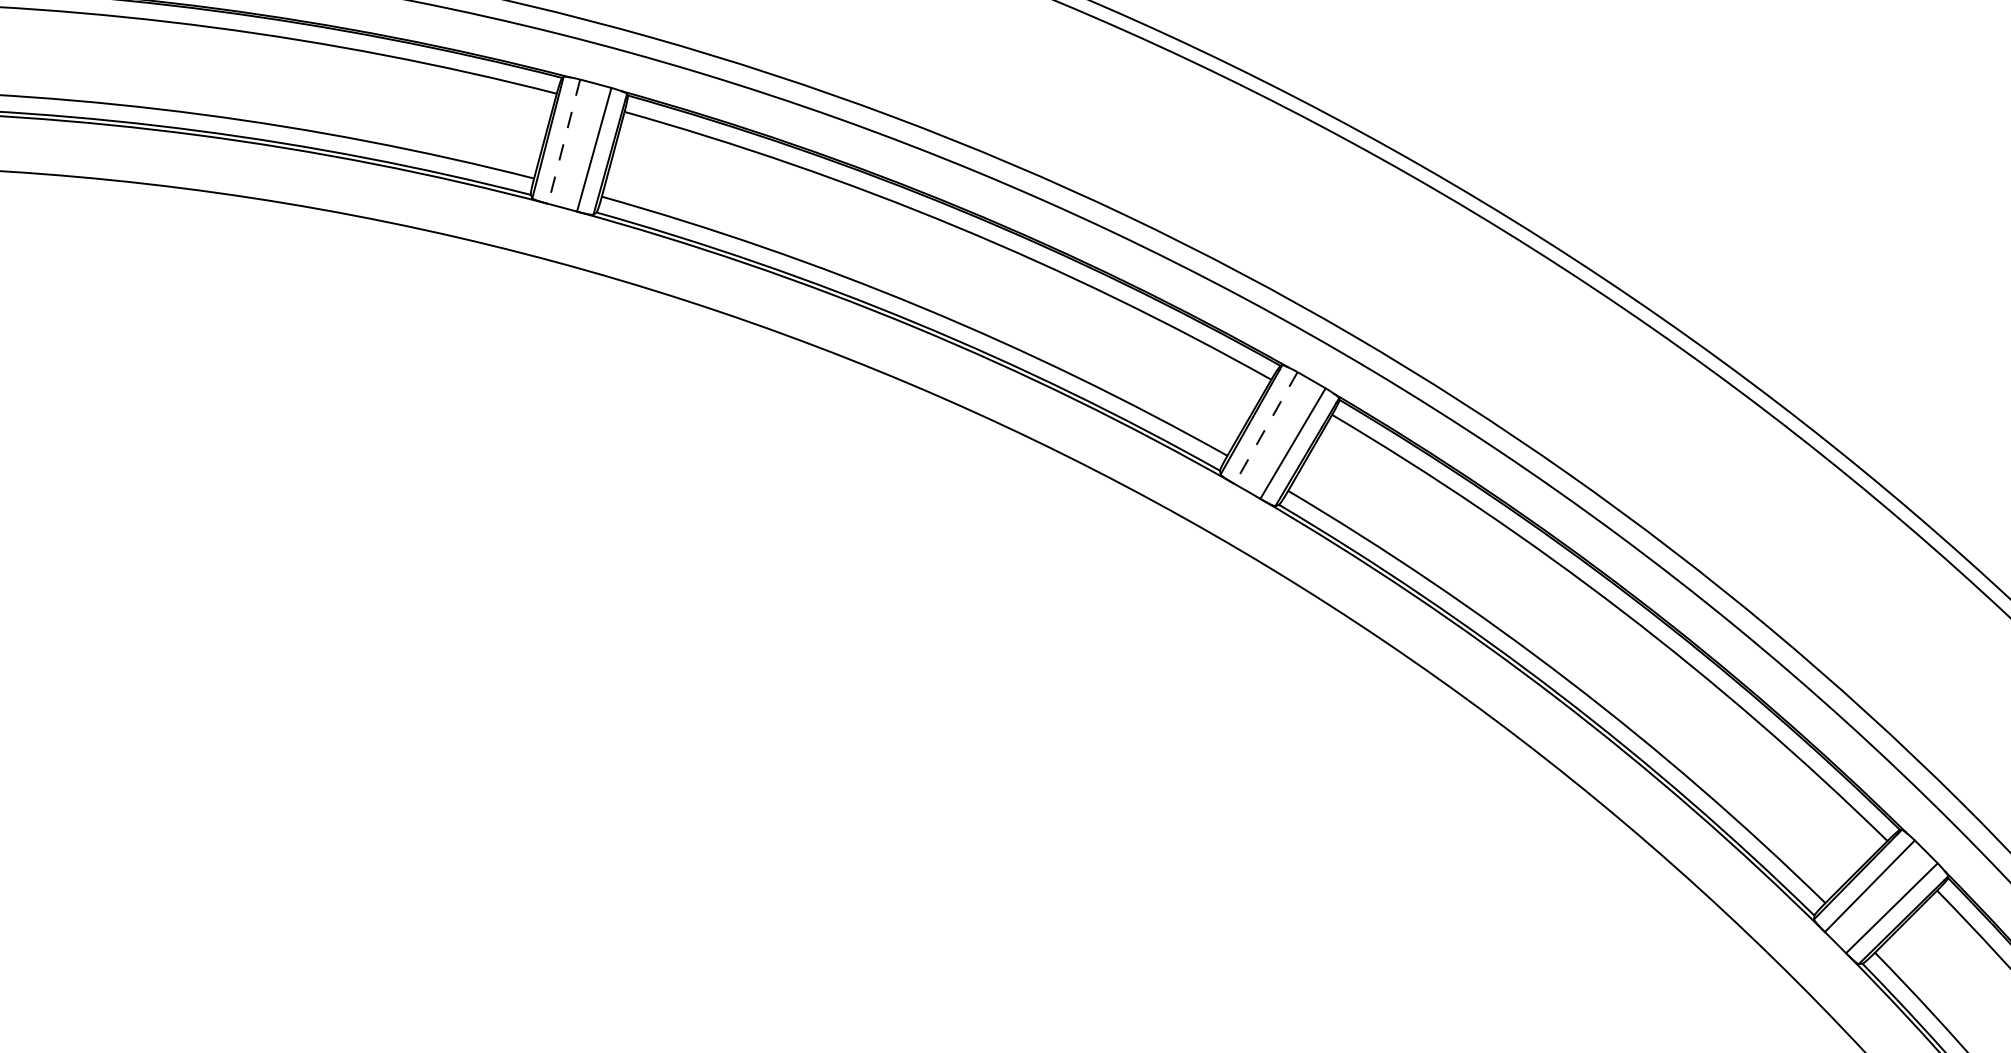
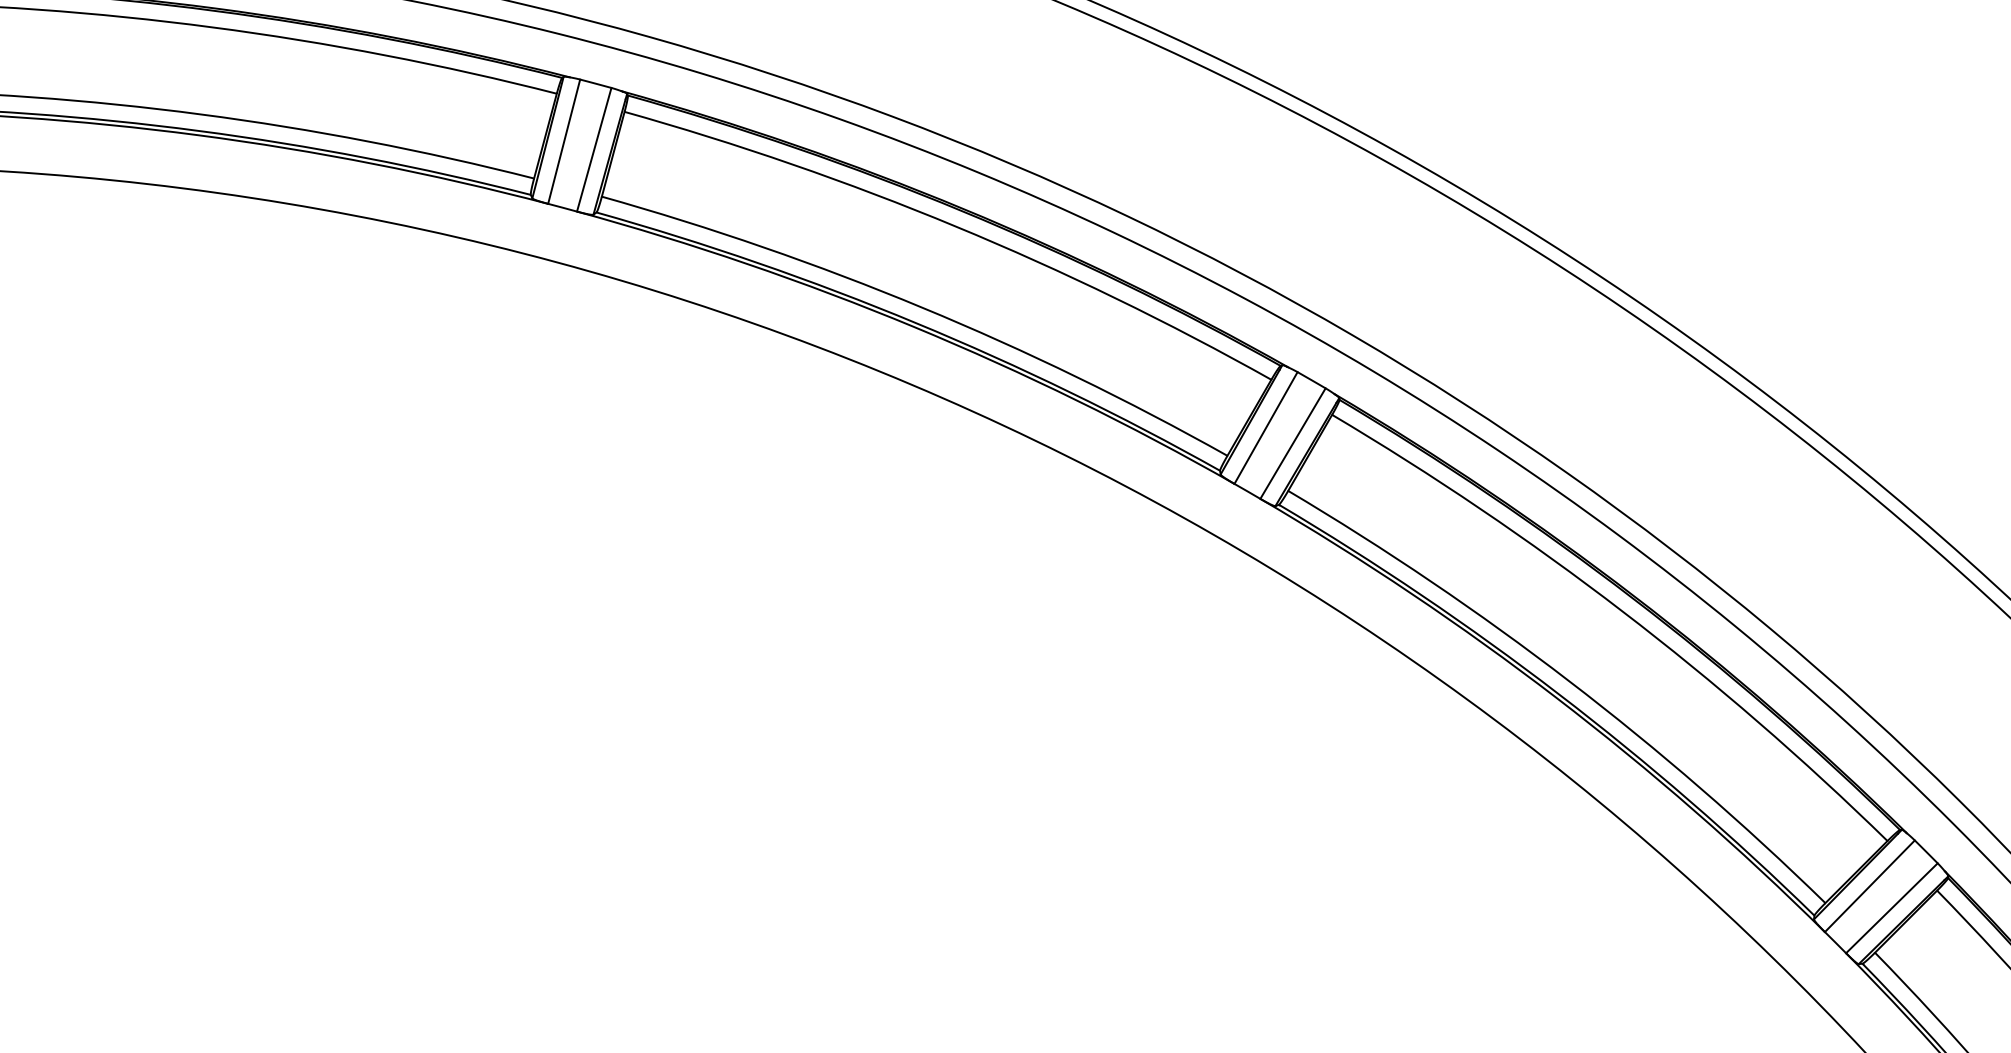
line: dashed -> solid (564, 142)
line: dashed -> solid (1265, 428)
